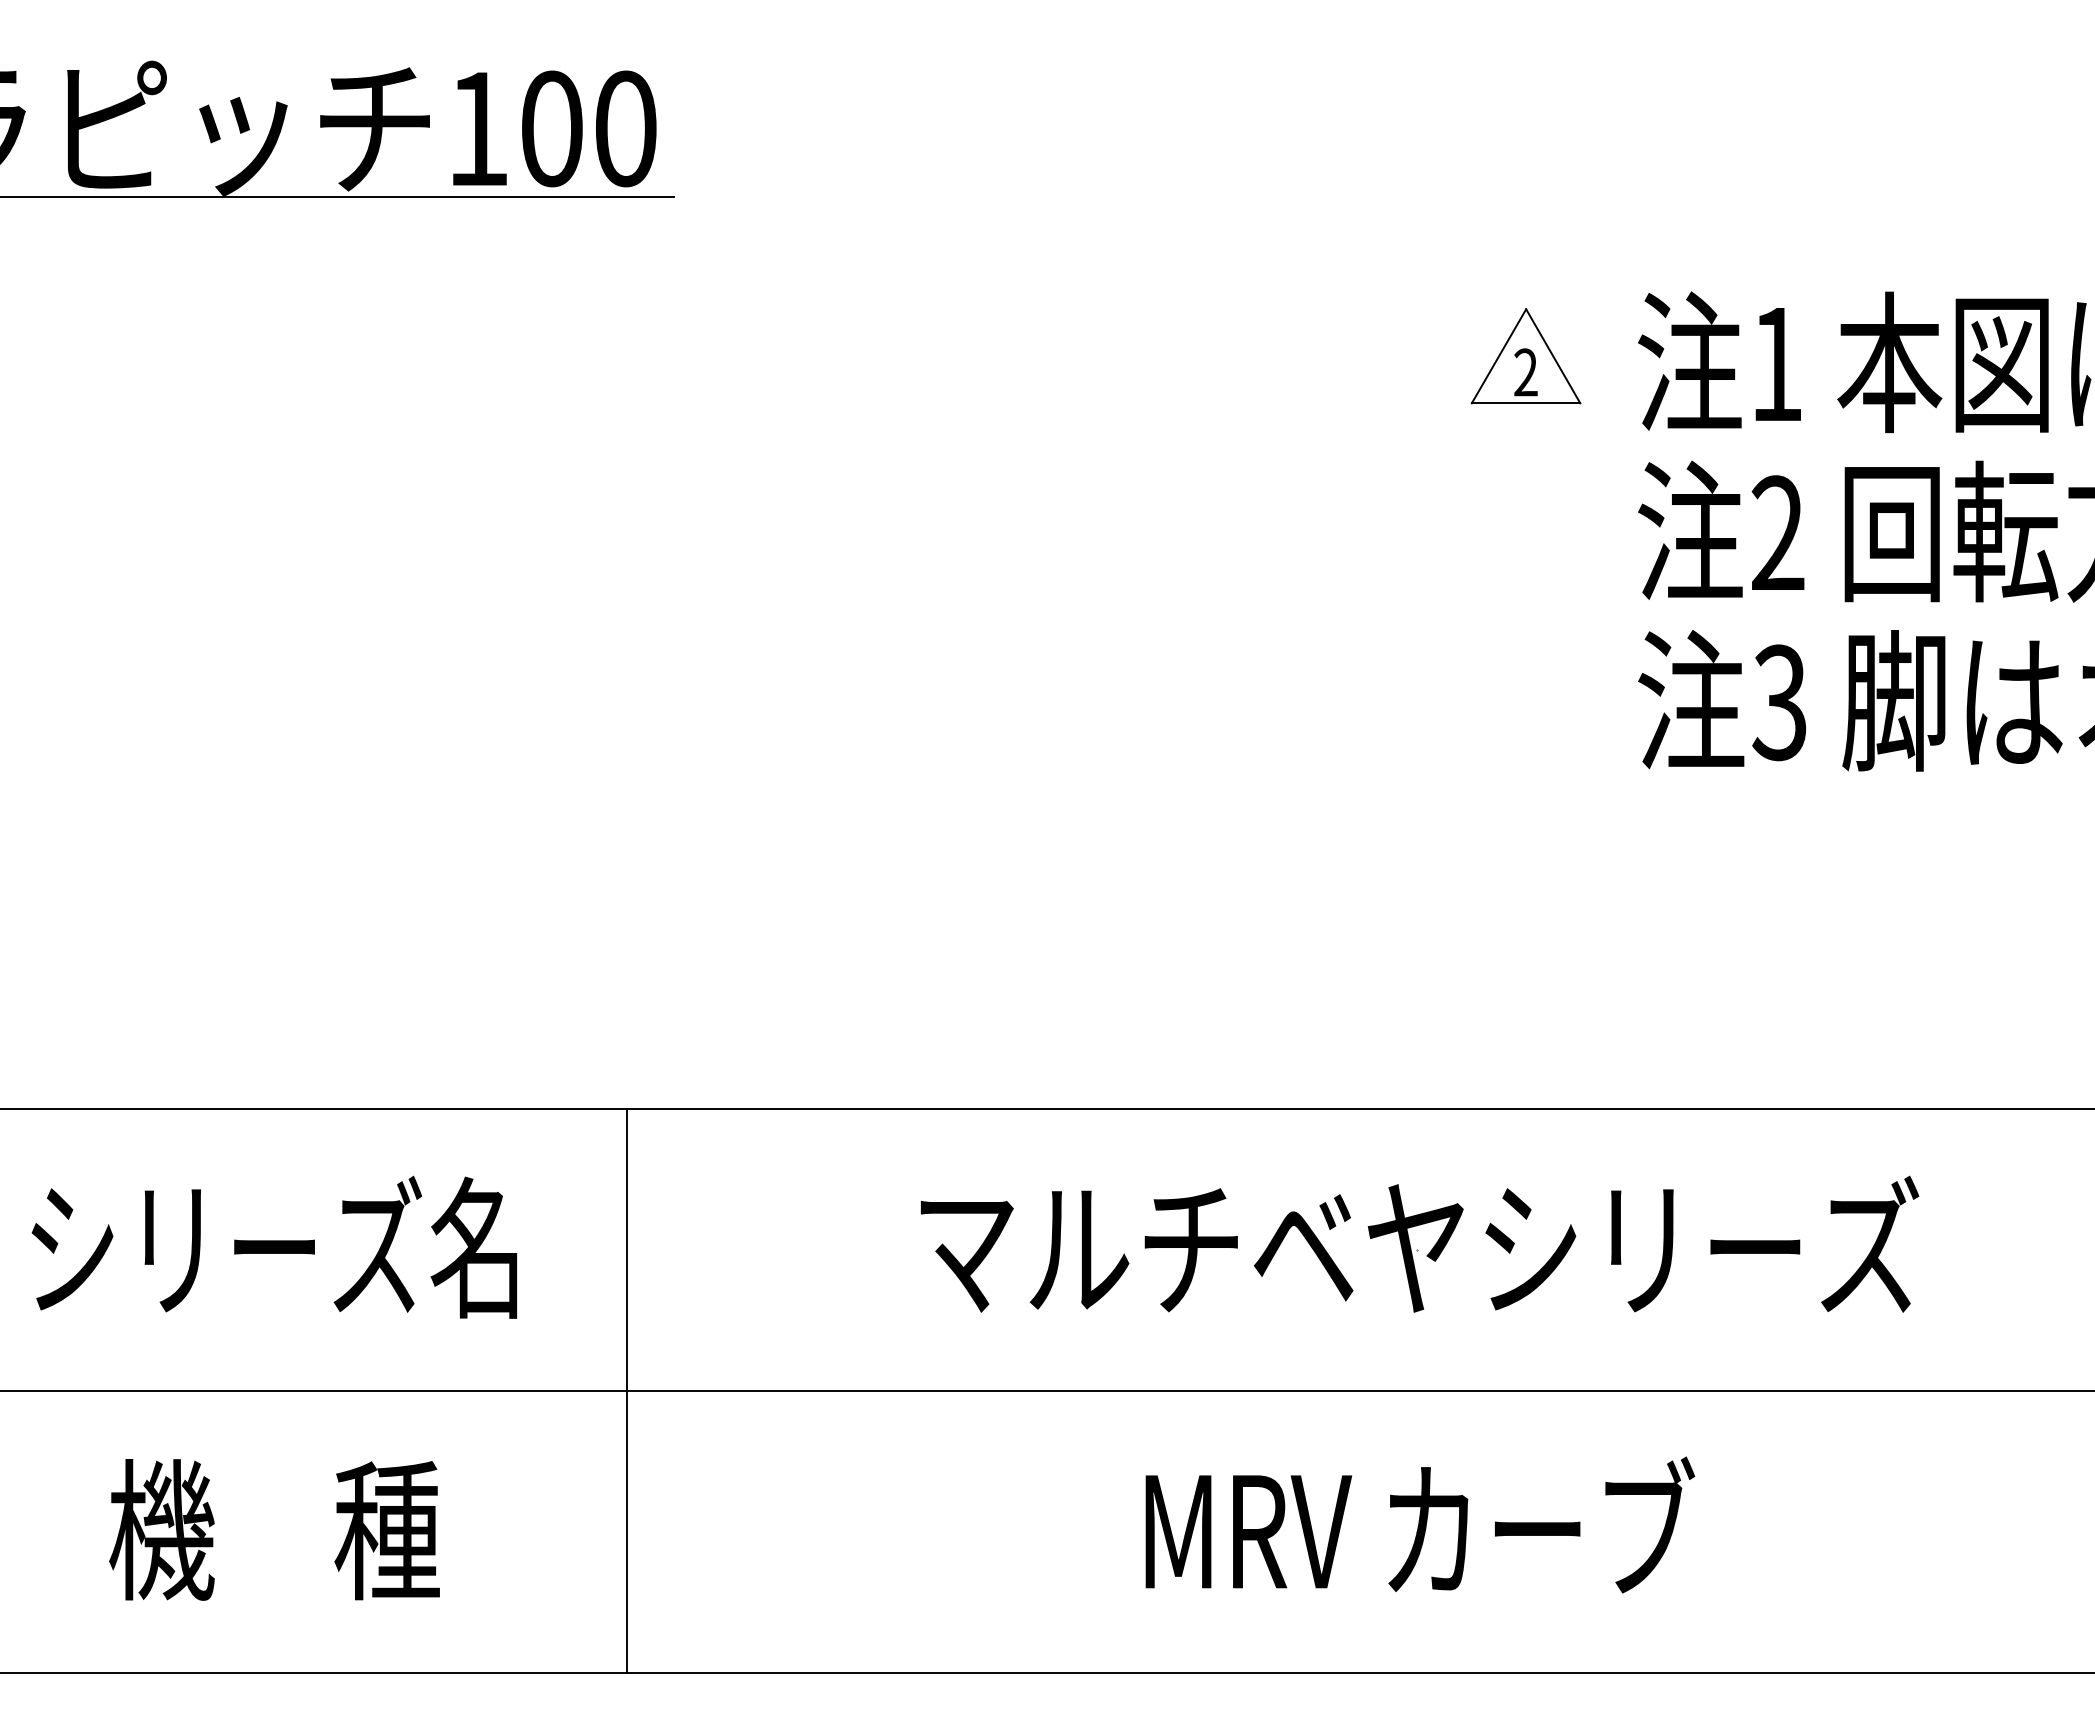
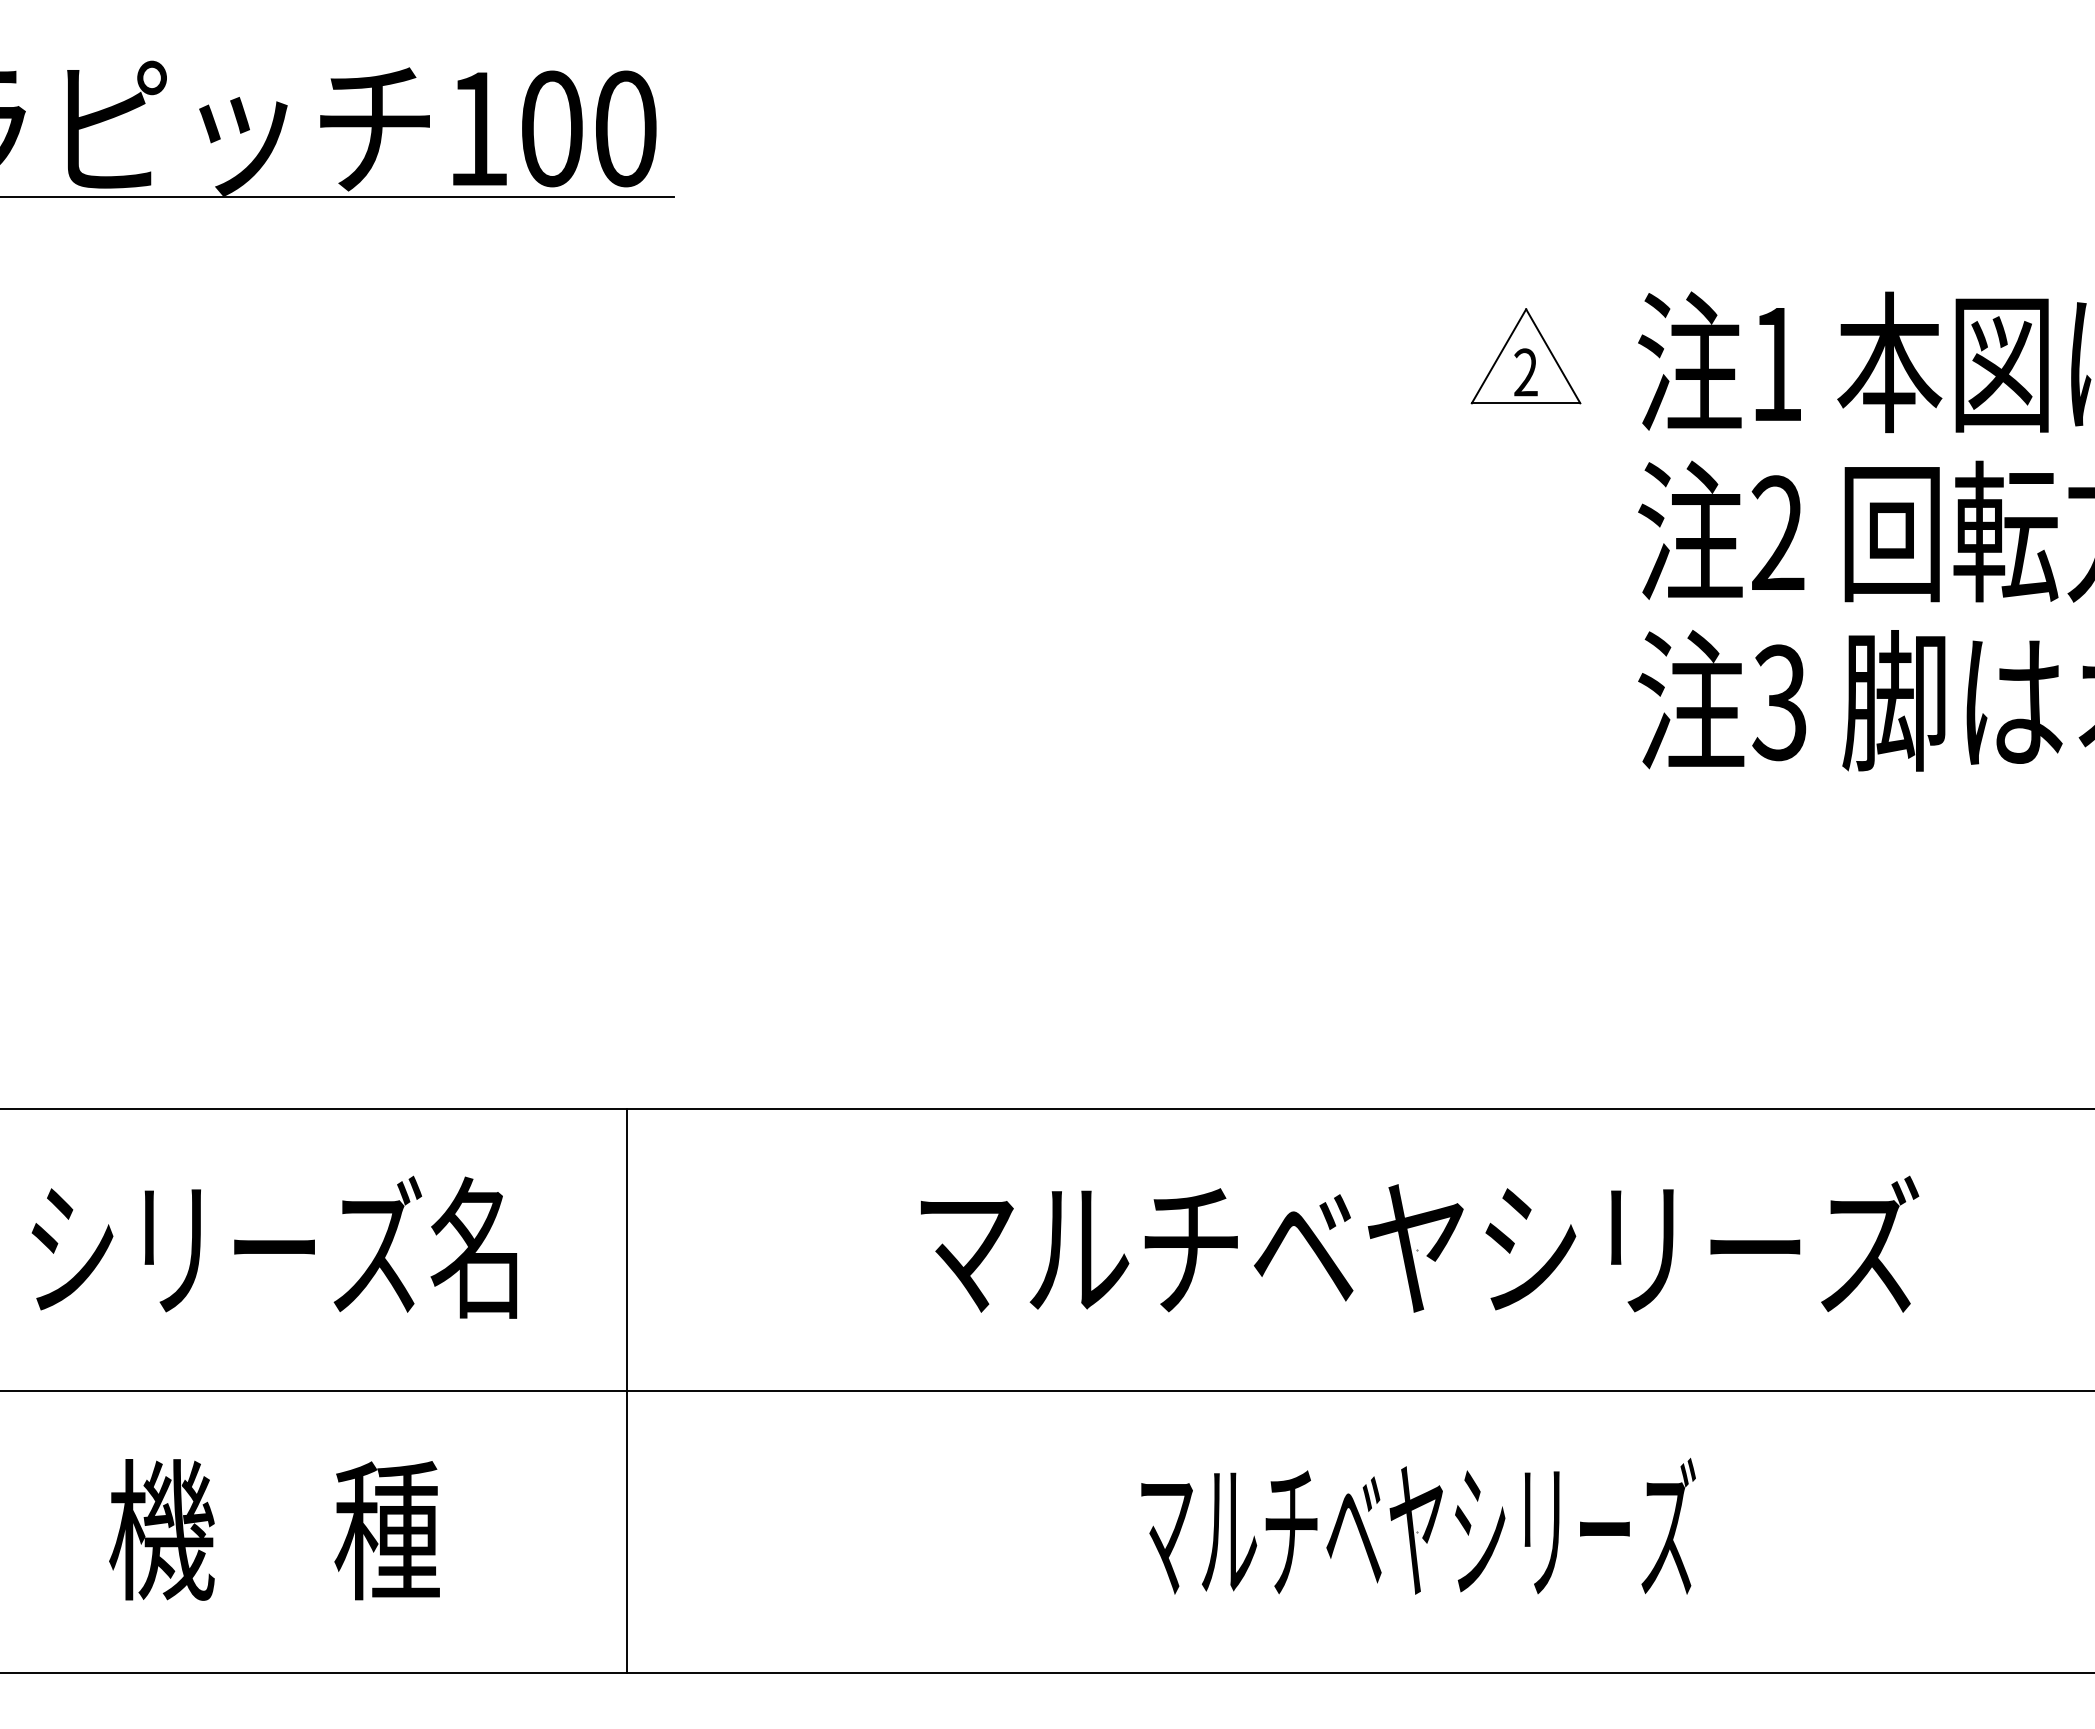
text: MRV カーブ -> マルチベヤシリーズ (1418, 1525)
